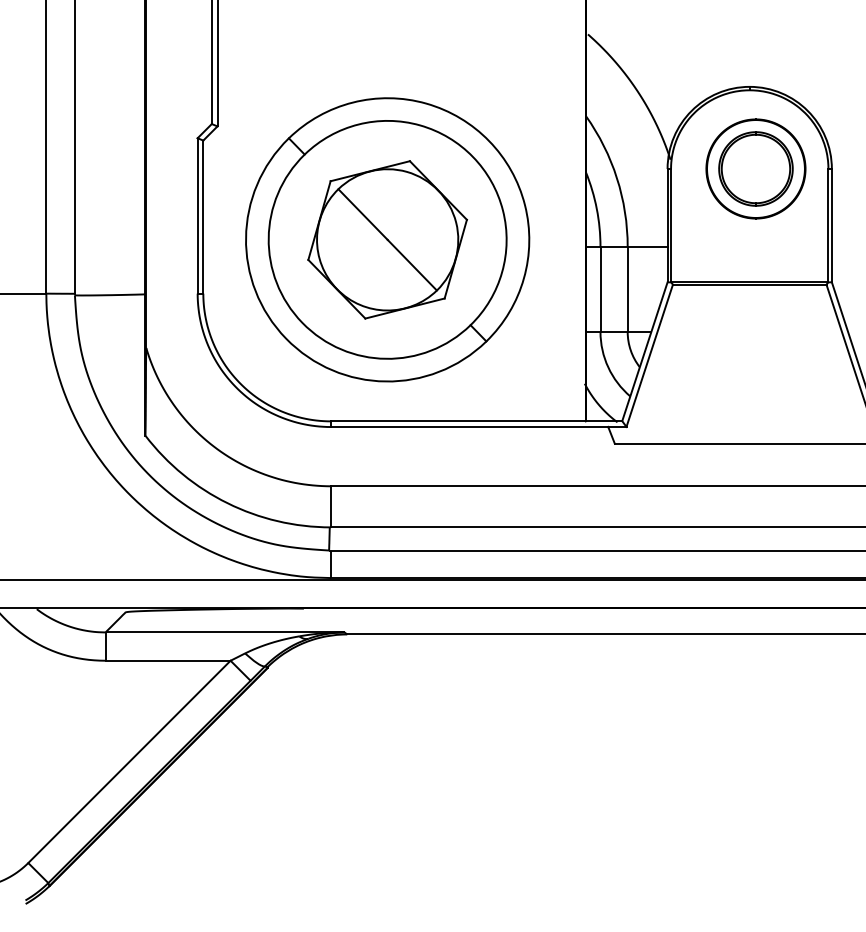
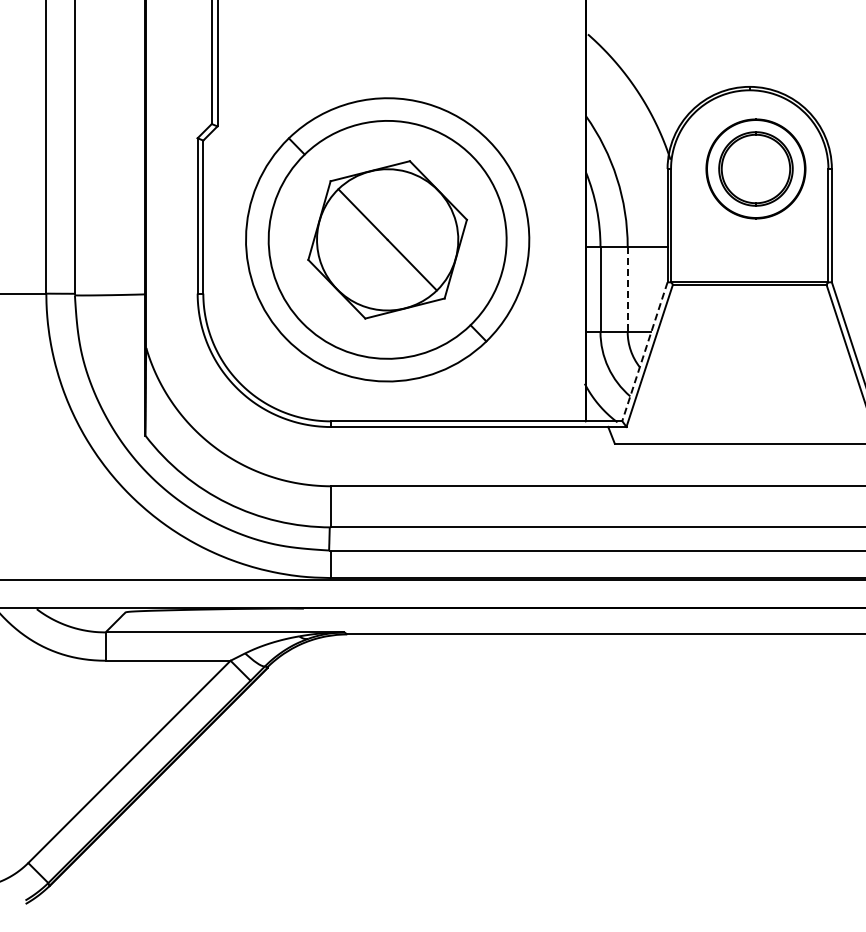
line: solid -> dashed (627, 289)
line: solid -> dashed (644, 352)
